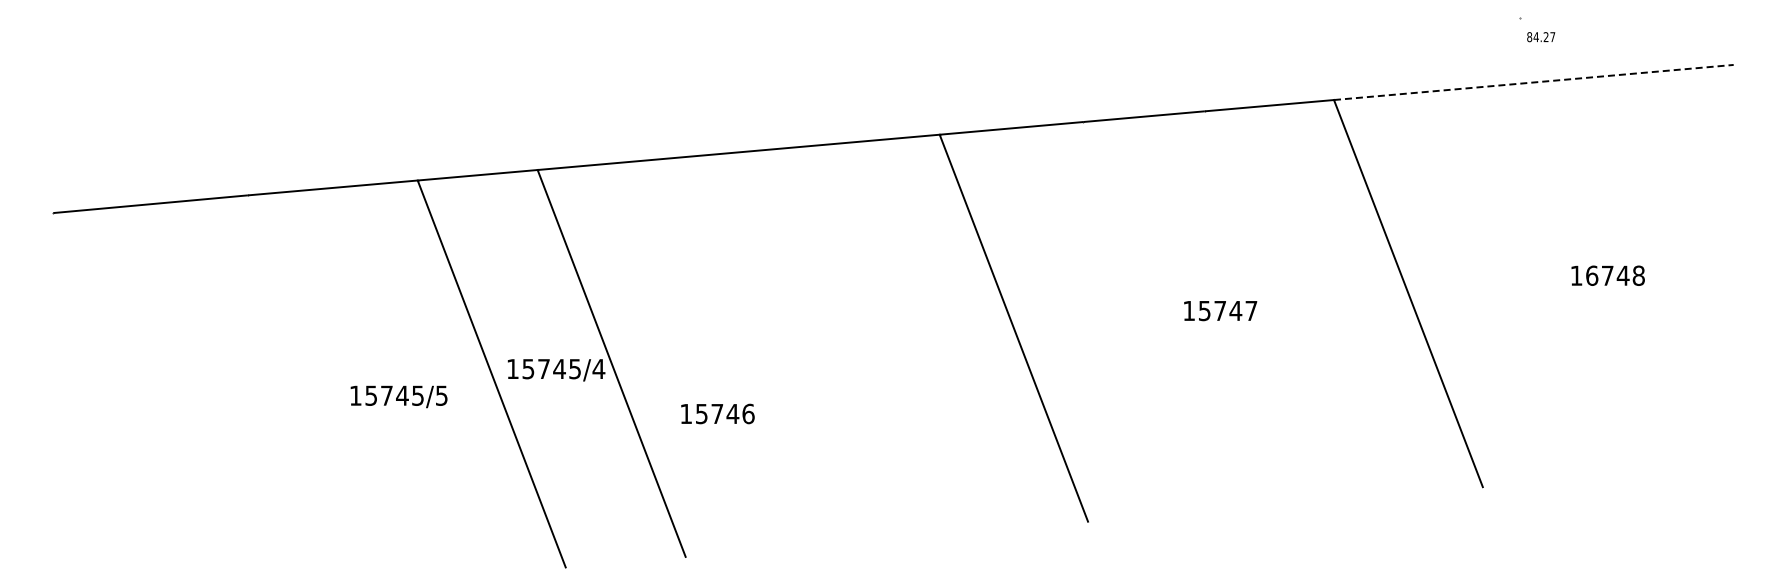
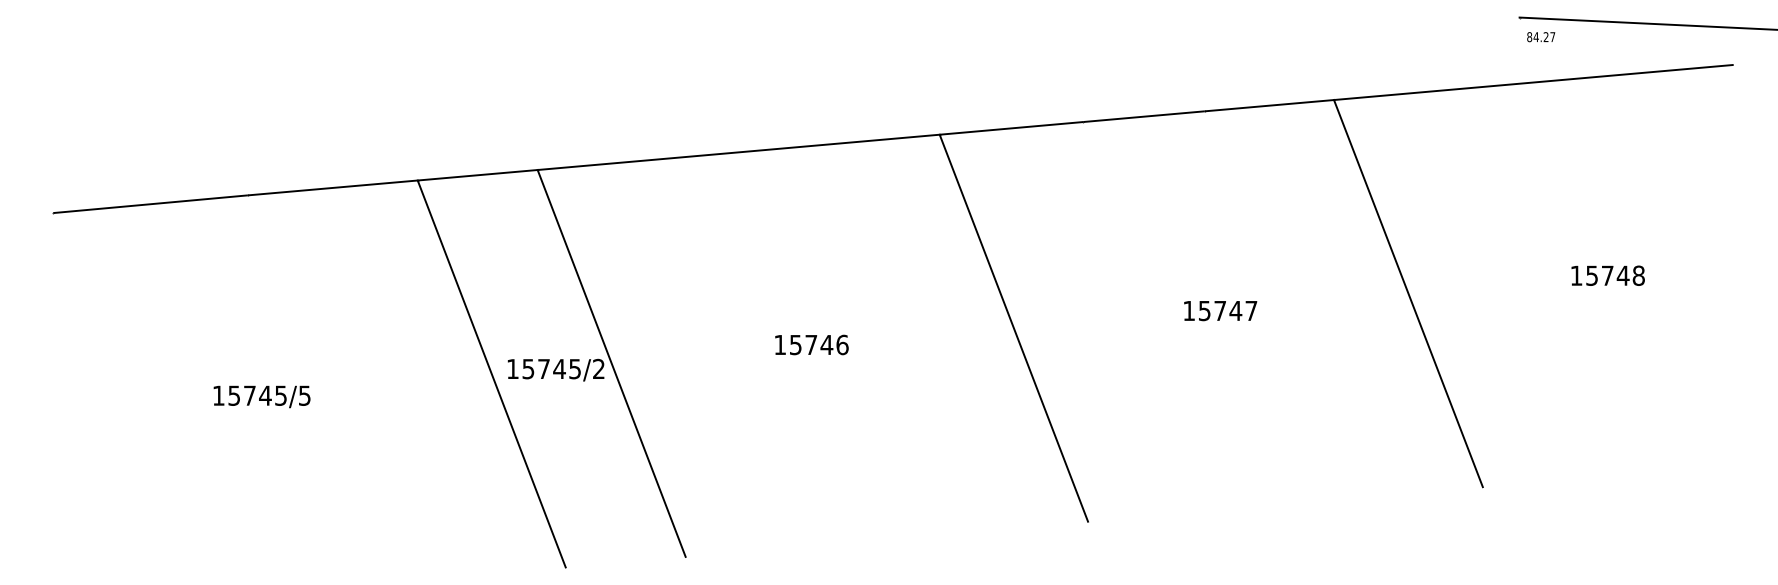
line: none -> present (1646, 23)
line: dashed -> solid (1533, 82)
text: 16748 -> 15748 (1592, 275)
text: 15745/4 -> 15745/2 (598, 368)
text position: (398, 396) -> (261, 396) (261, 396)
text position: (717, 413) -> (811, 344) (811, 344)
